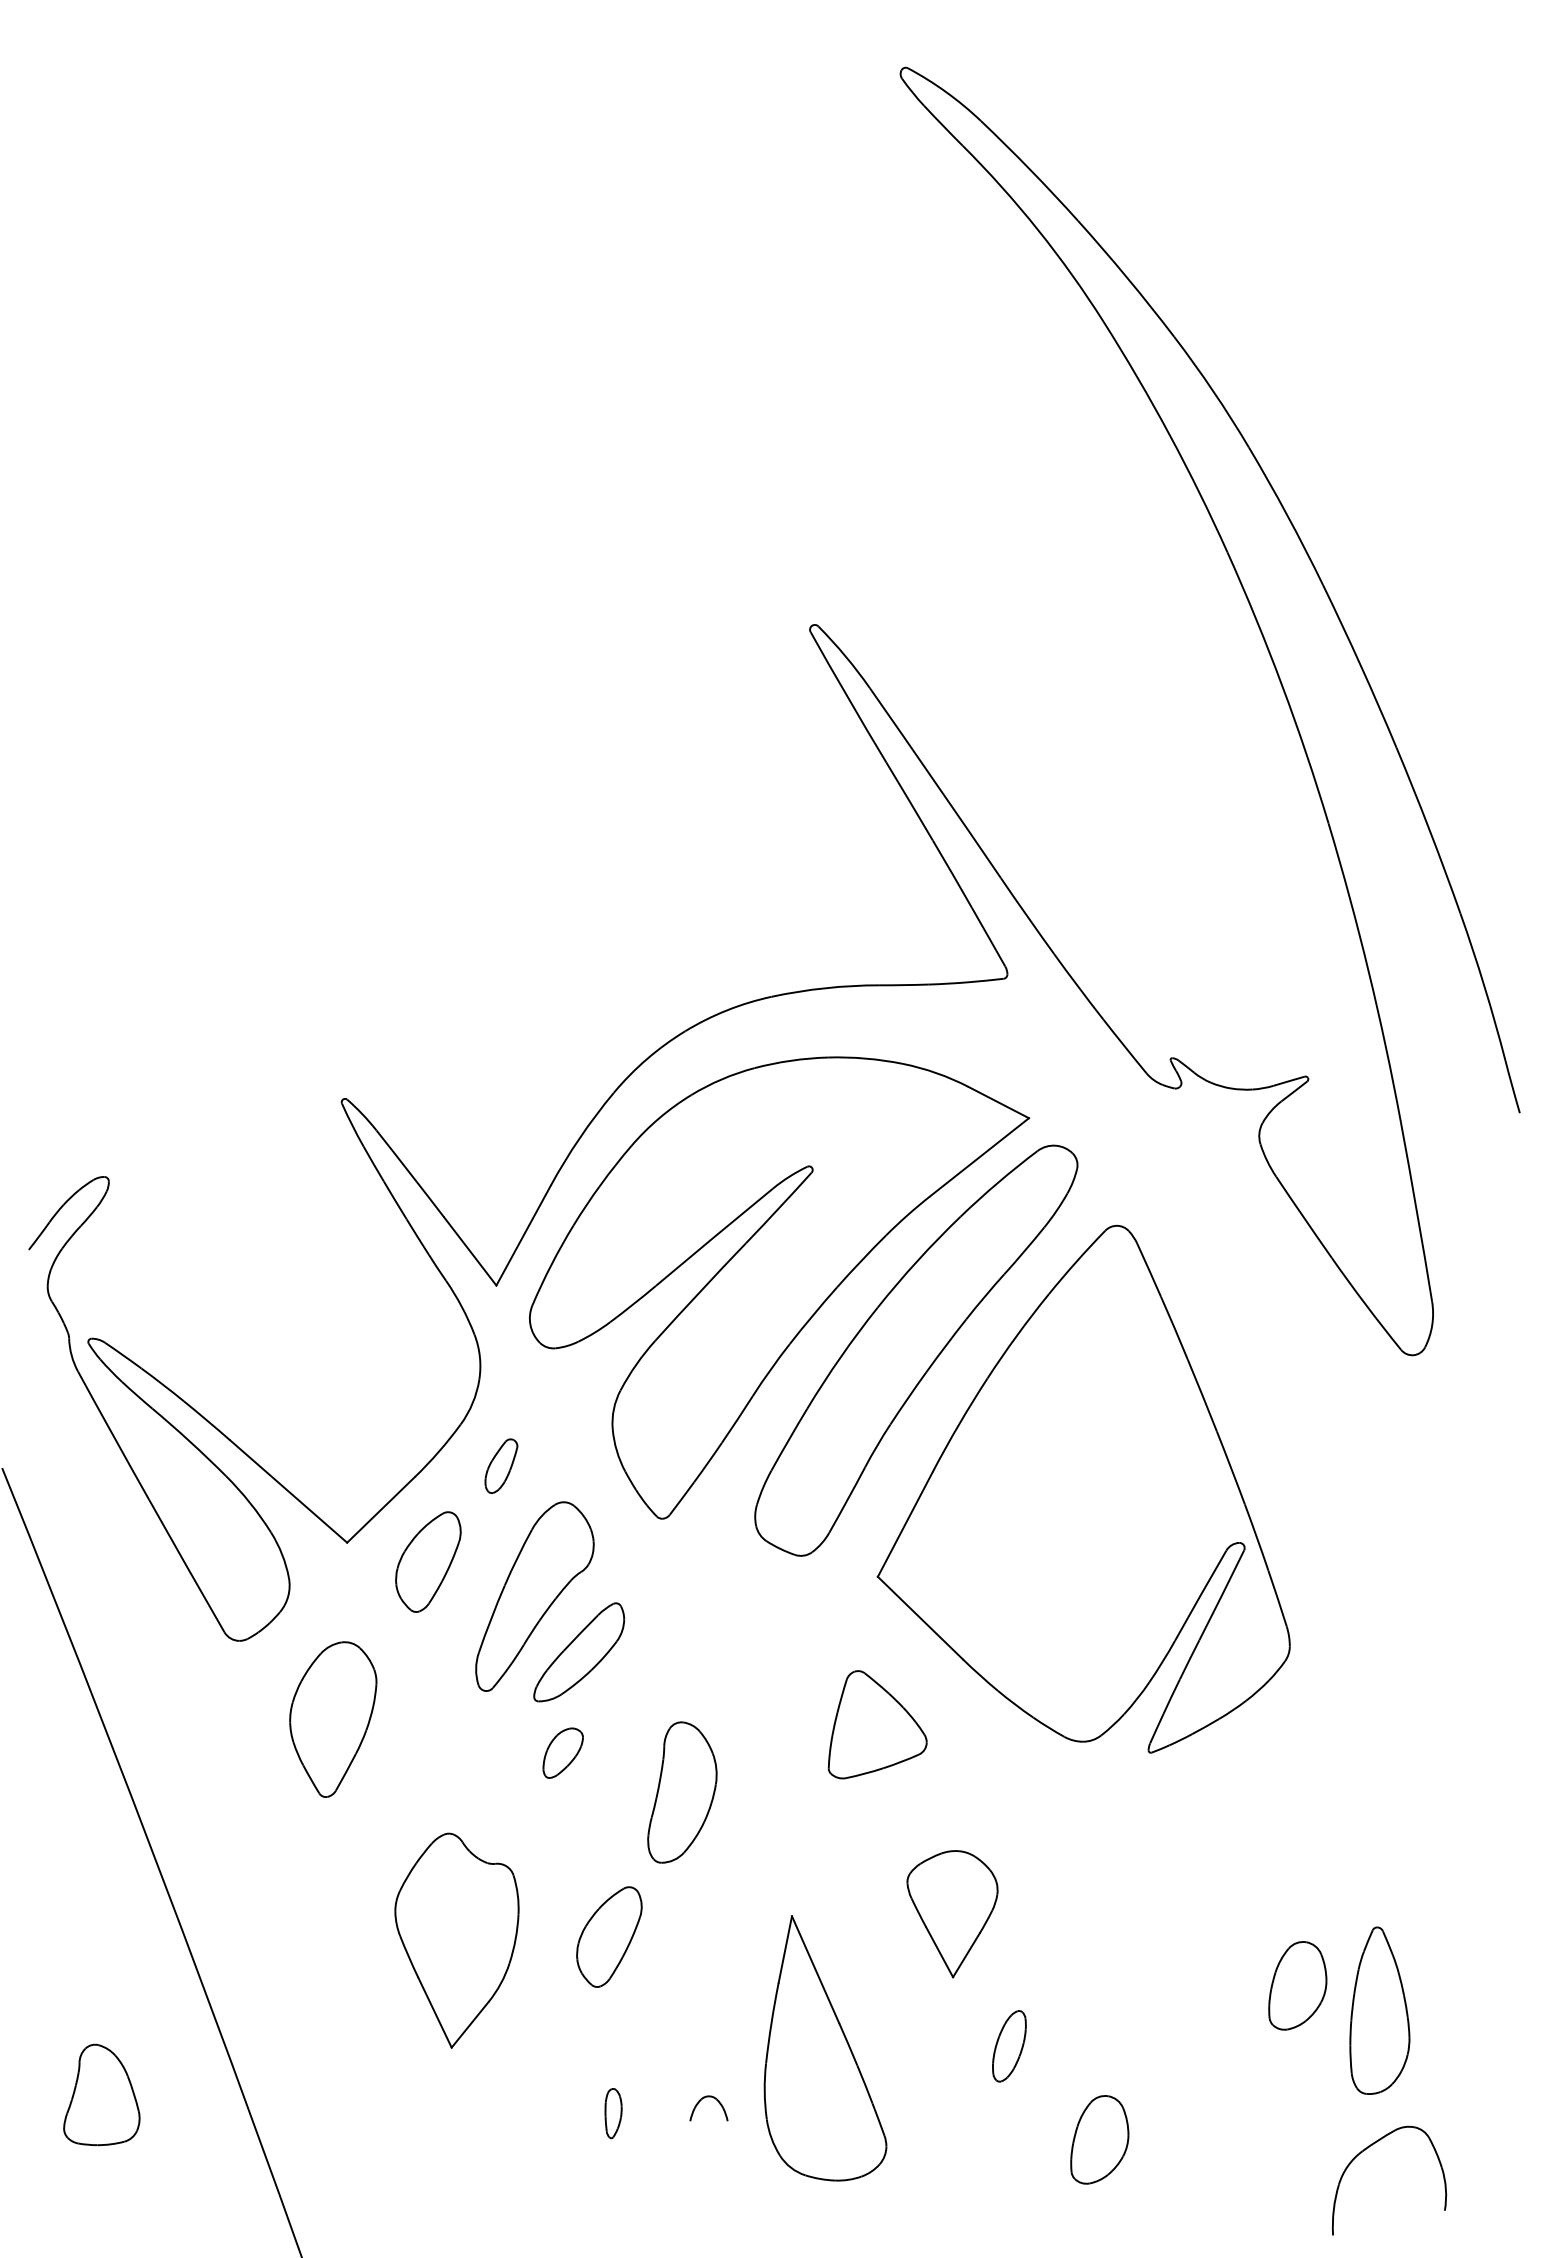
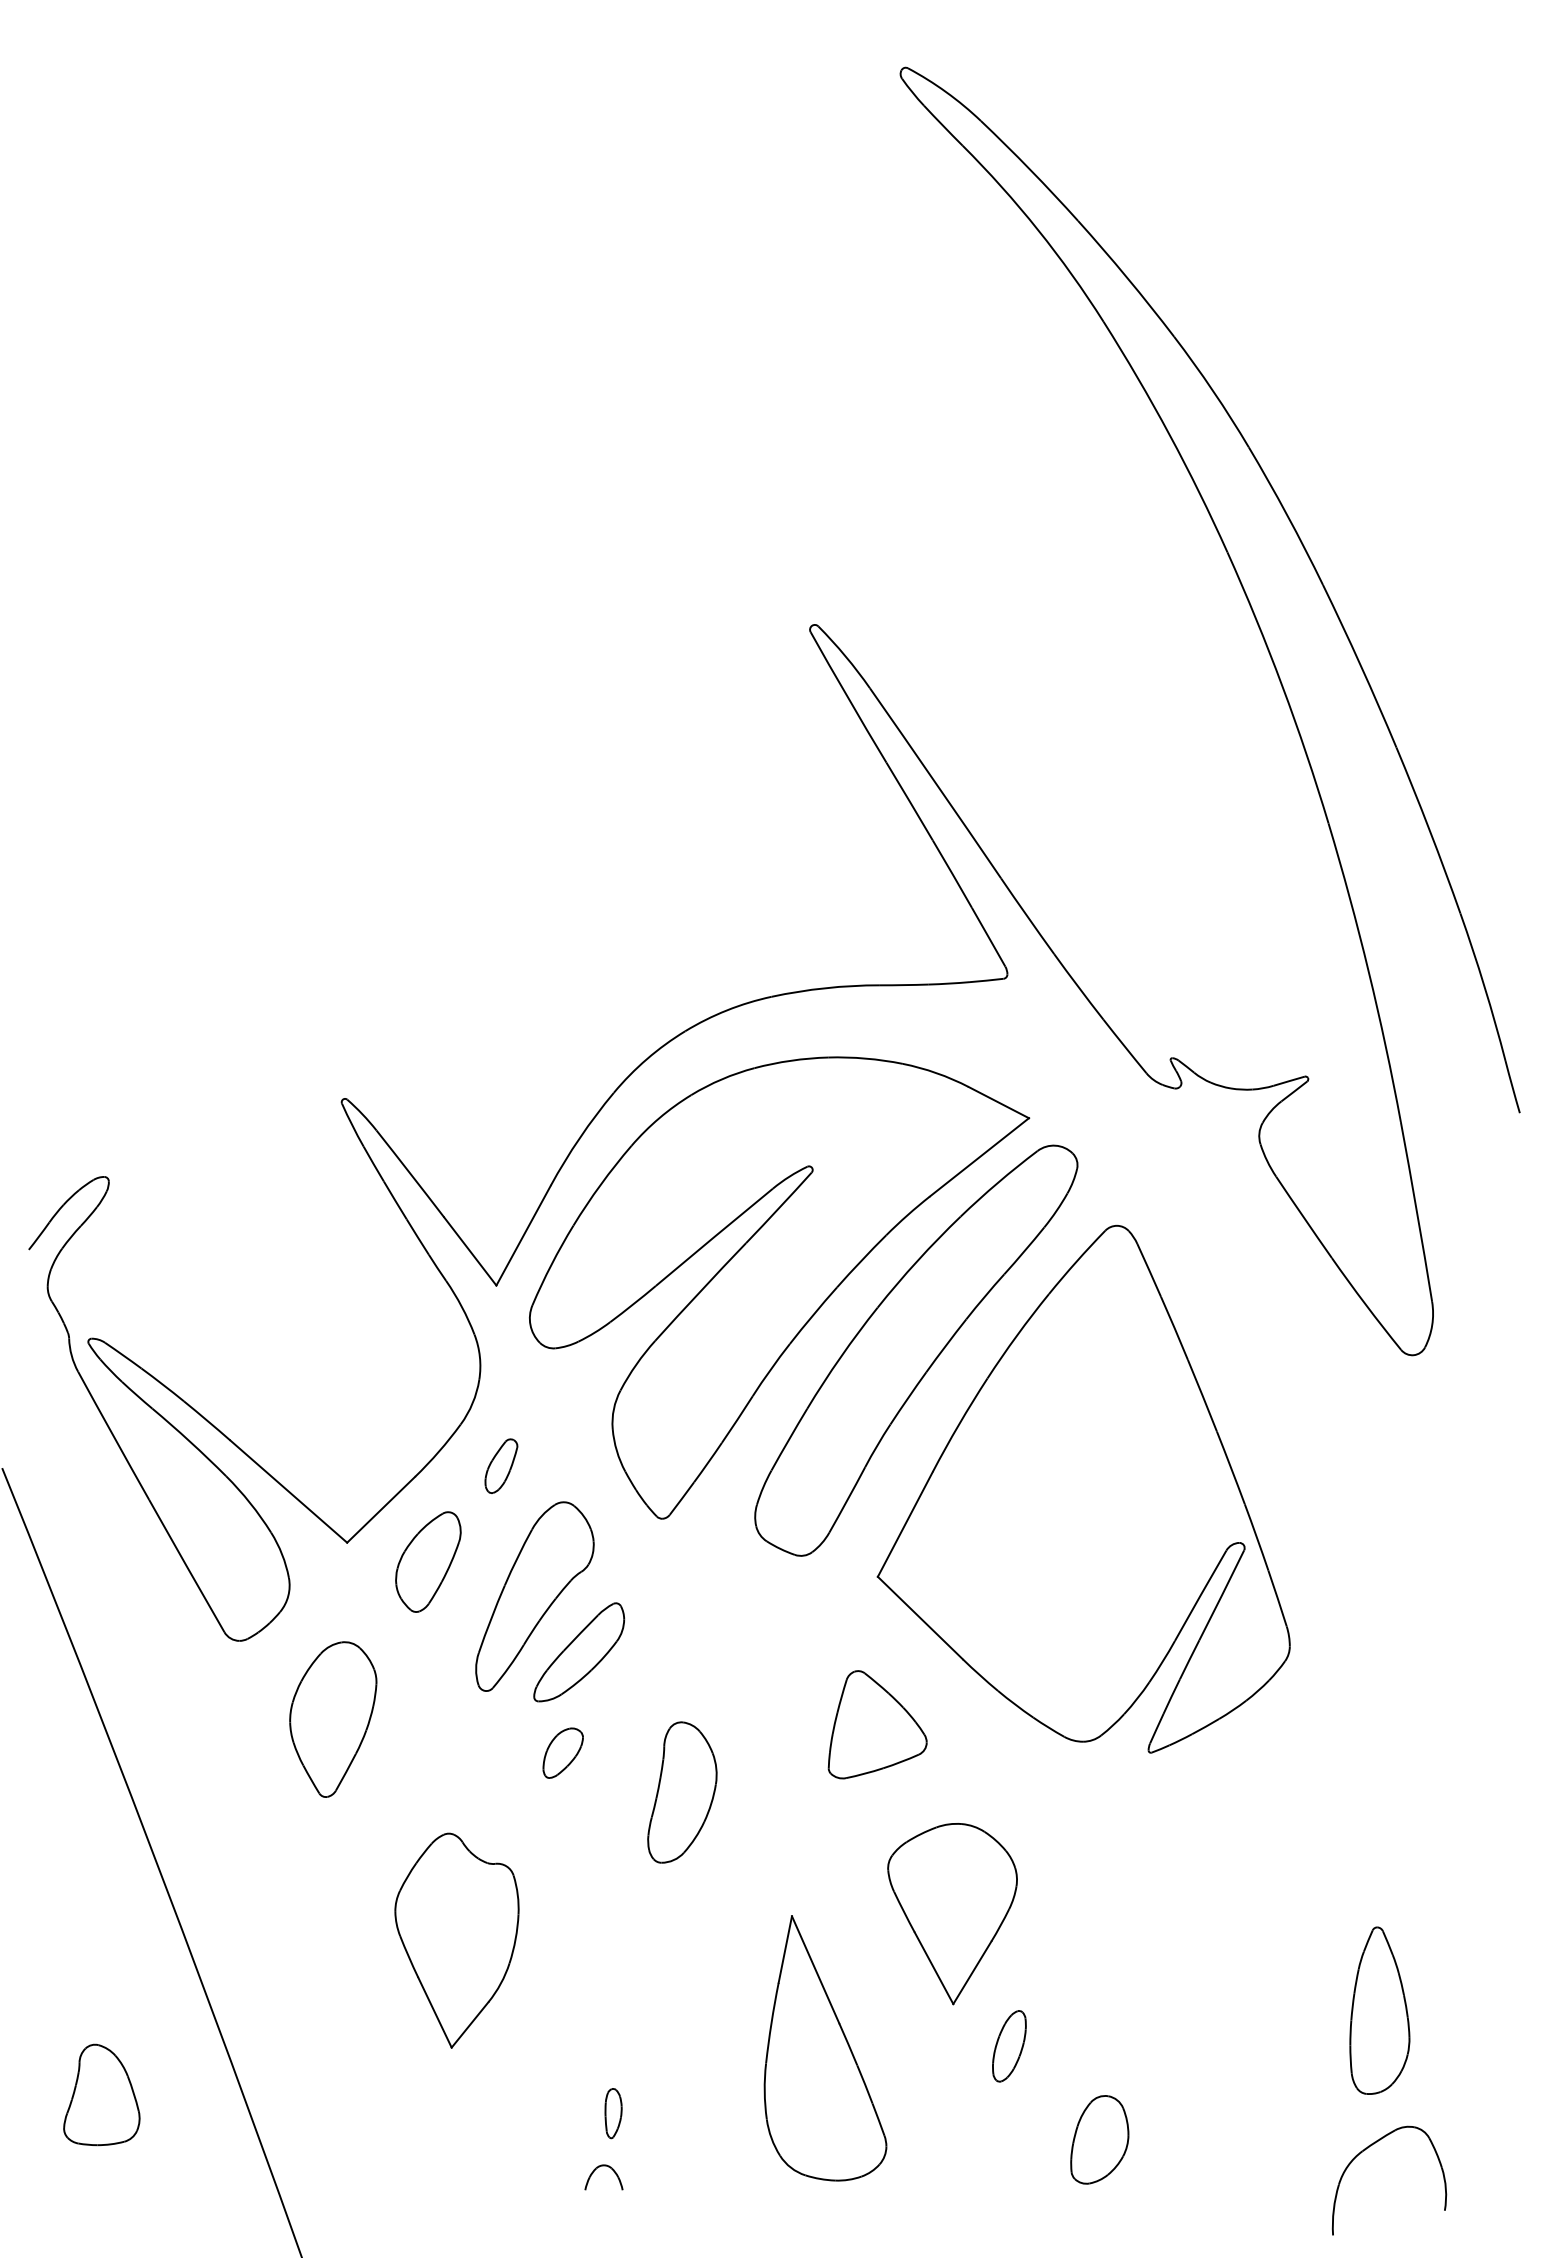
part size: 93x129 px -> 131x183 px (952, 1914)
part: present -> none (609, 1936)
part: present -> none (1297, 1985)
part position: (701, 2100) -> (596, 2169) (596, 2169)
